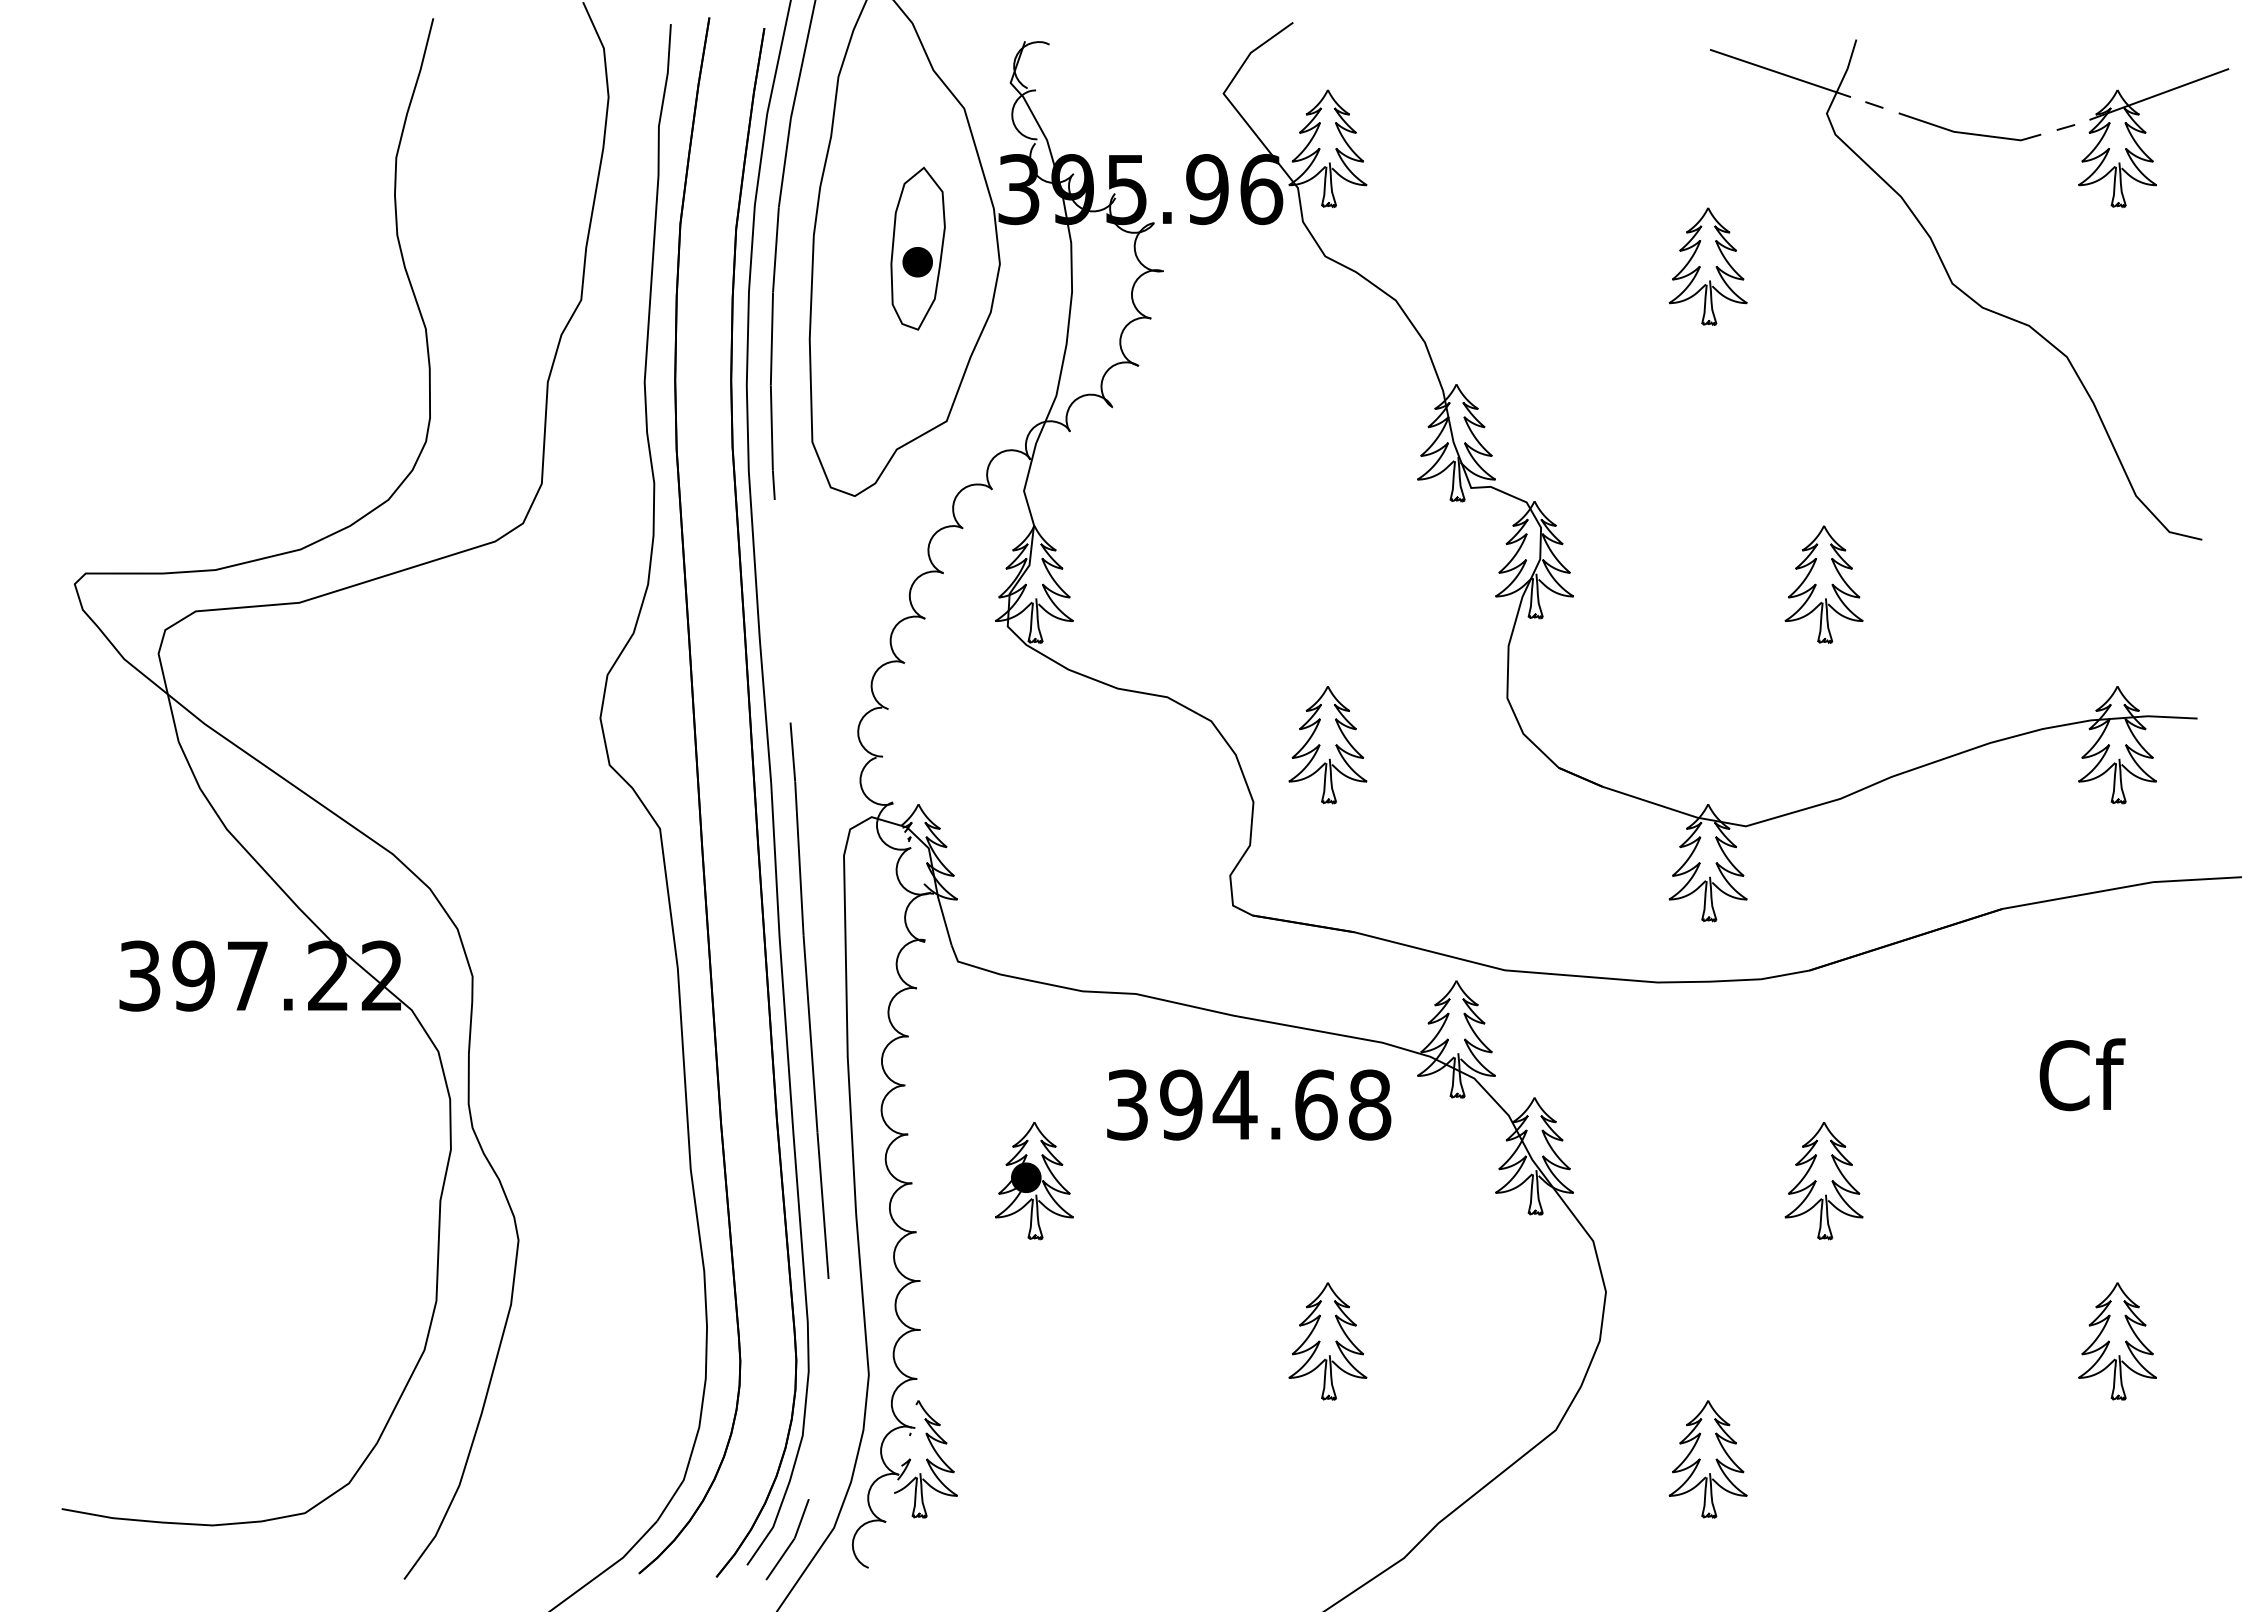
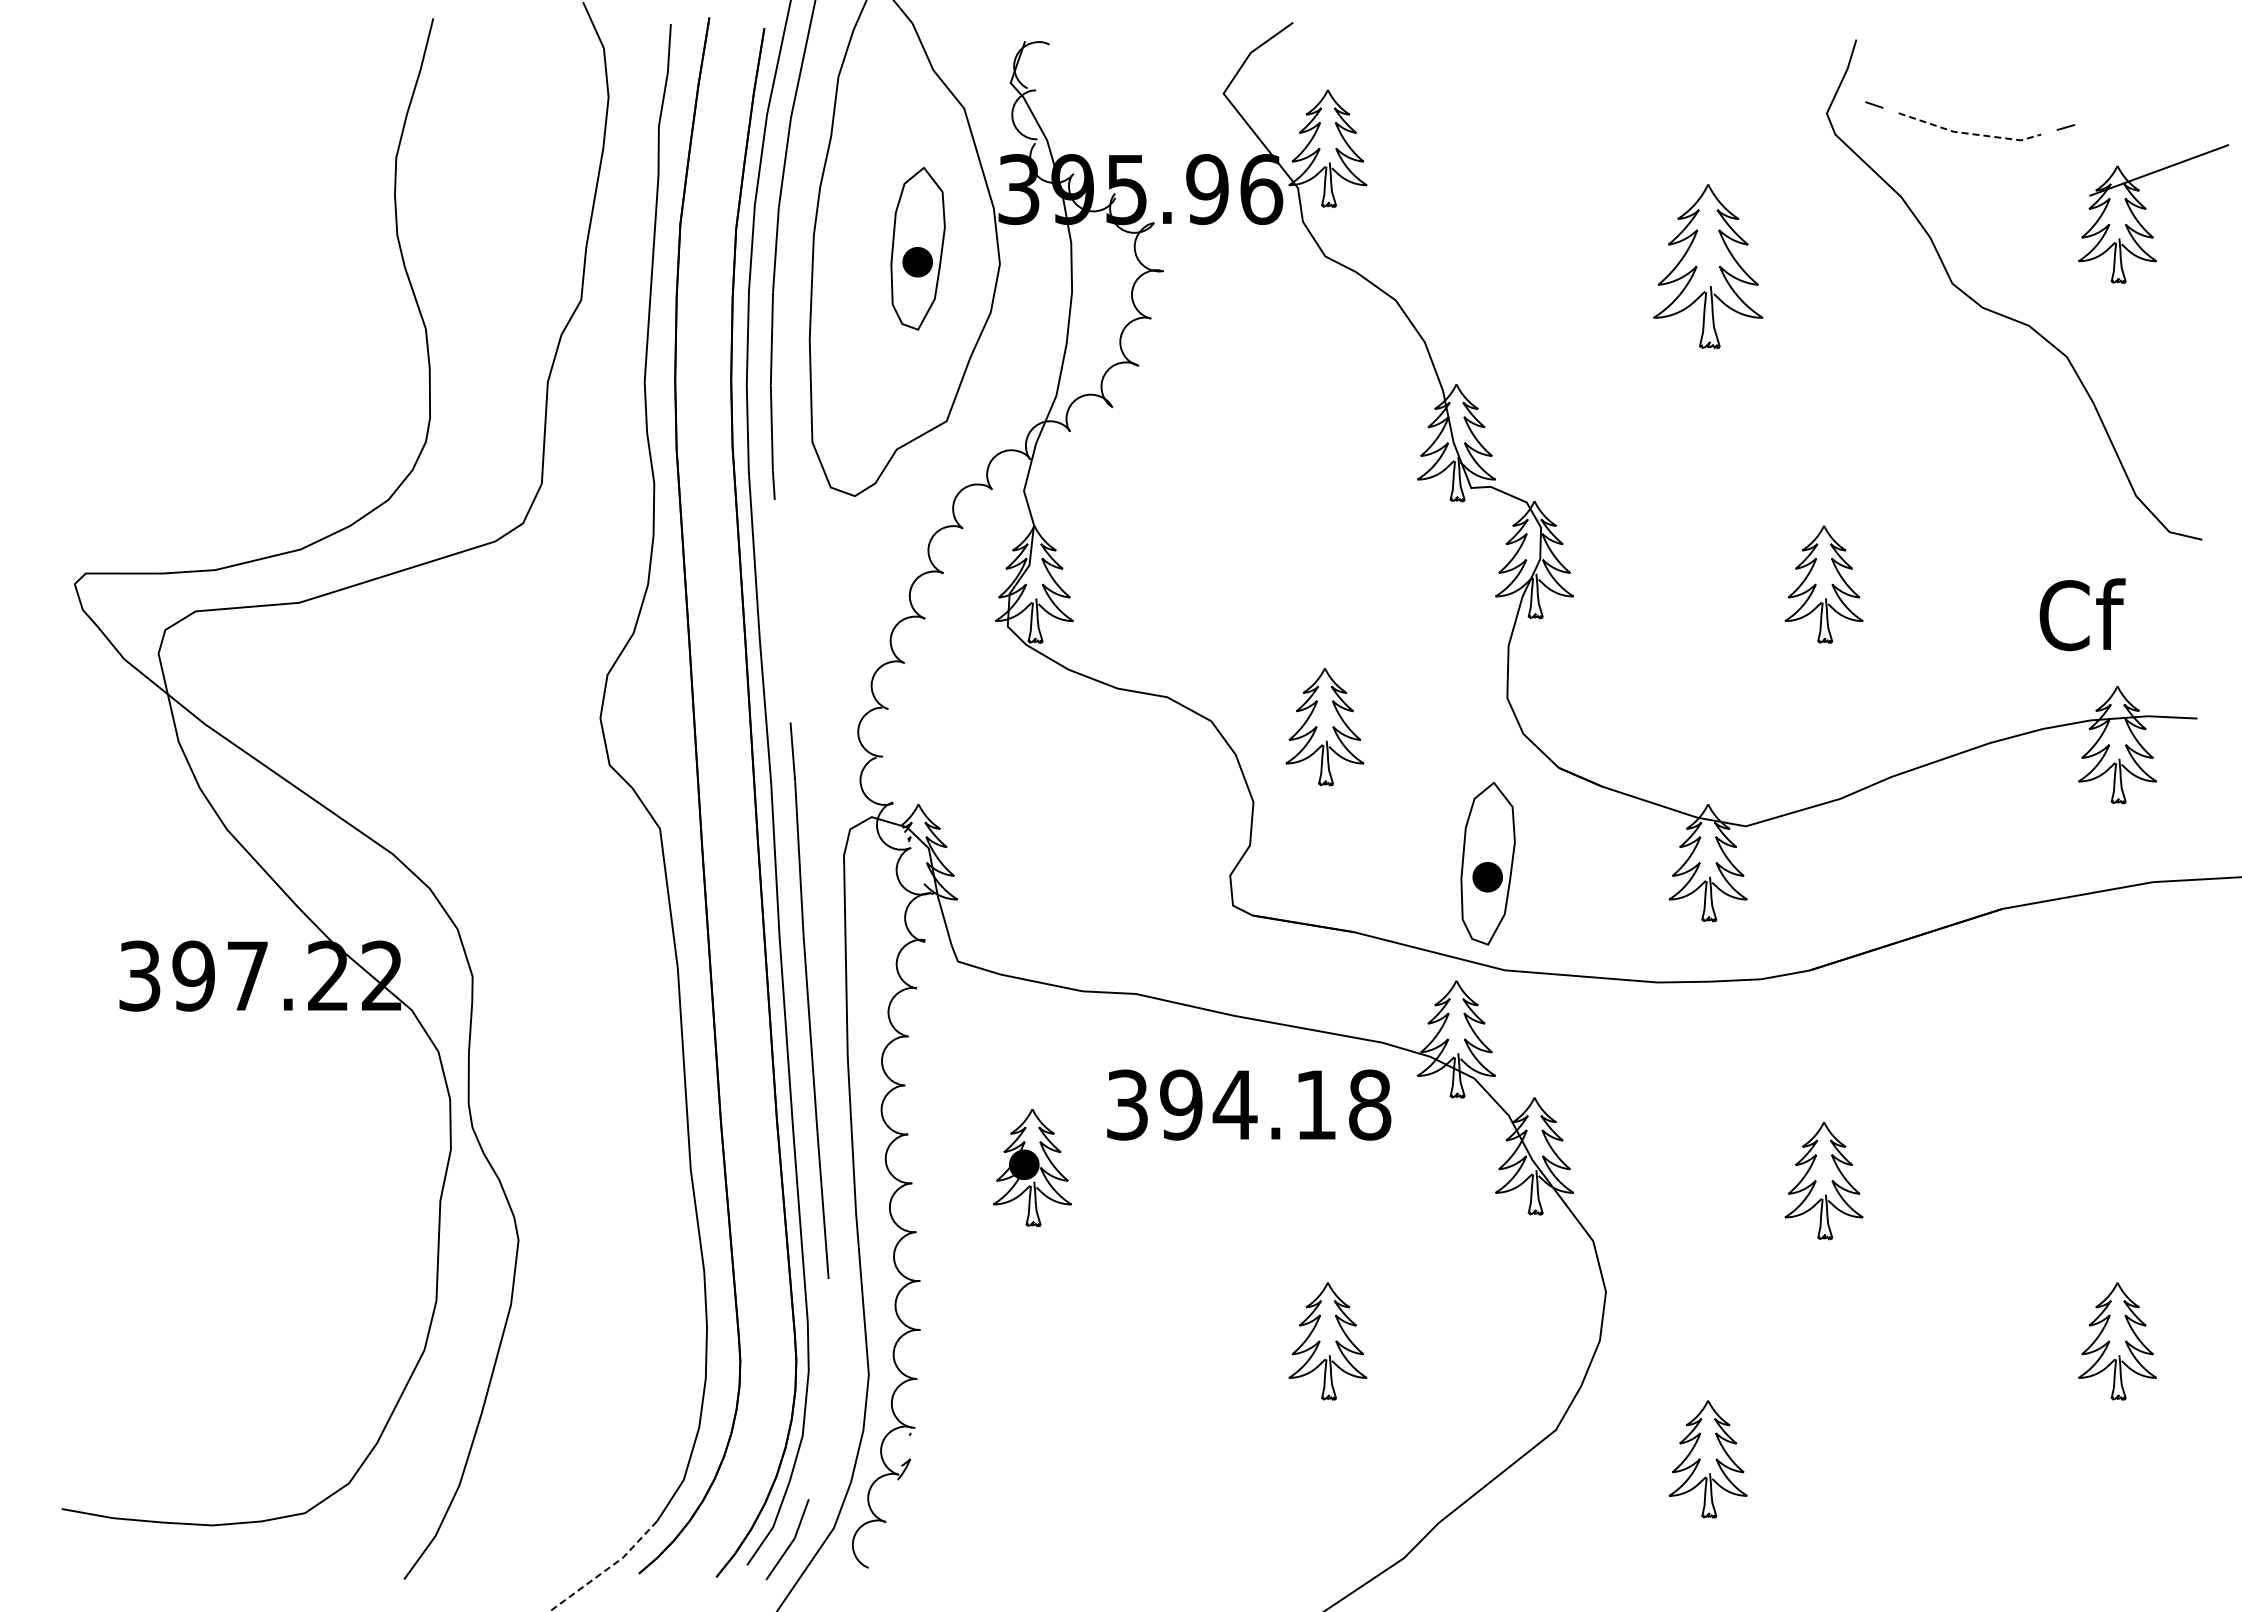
line: present -> none (1780, 73)
part position: (2146, 132) -> (2146, 208) (2146, 208)
line: solid -> dashed (1969, 133)
part size: 80x119 px -> 111x166 px (1708, 266)
part position: (1327, 745) -> (1324, 727) (1324, 727)
part: none -> present (1487, 863)
text position: (2082, 1074) -> (2082, 614) (2082, 614)
text: 394.68 -> 394.18 (1316, 1104)
part position: (1034, 1181) -> (1032, 1168) (1032, 1168)
part: present -> none (925, 1459)
line: solid -> dashed (606, 1569)
